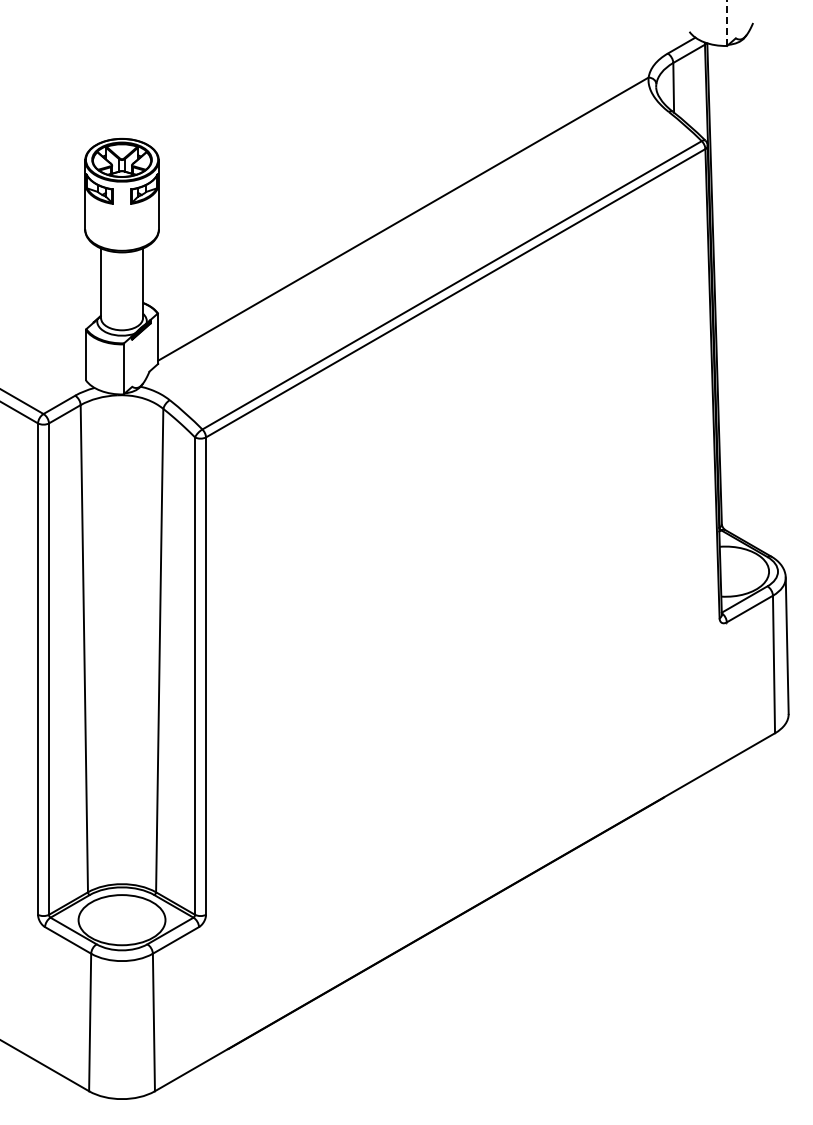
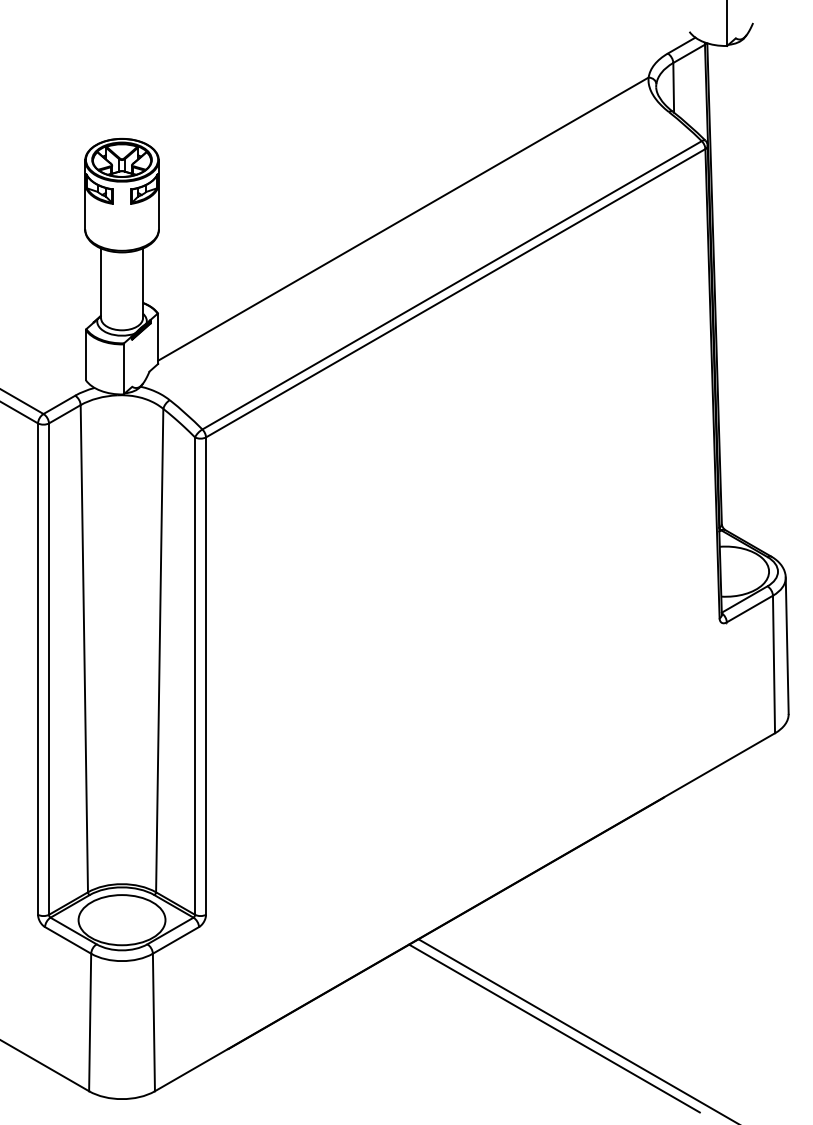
line: dashed -> solid (727, 23)
line: none -> present (554, 1028)
line: none -> present (576, 1030)
